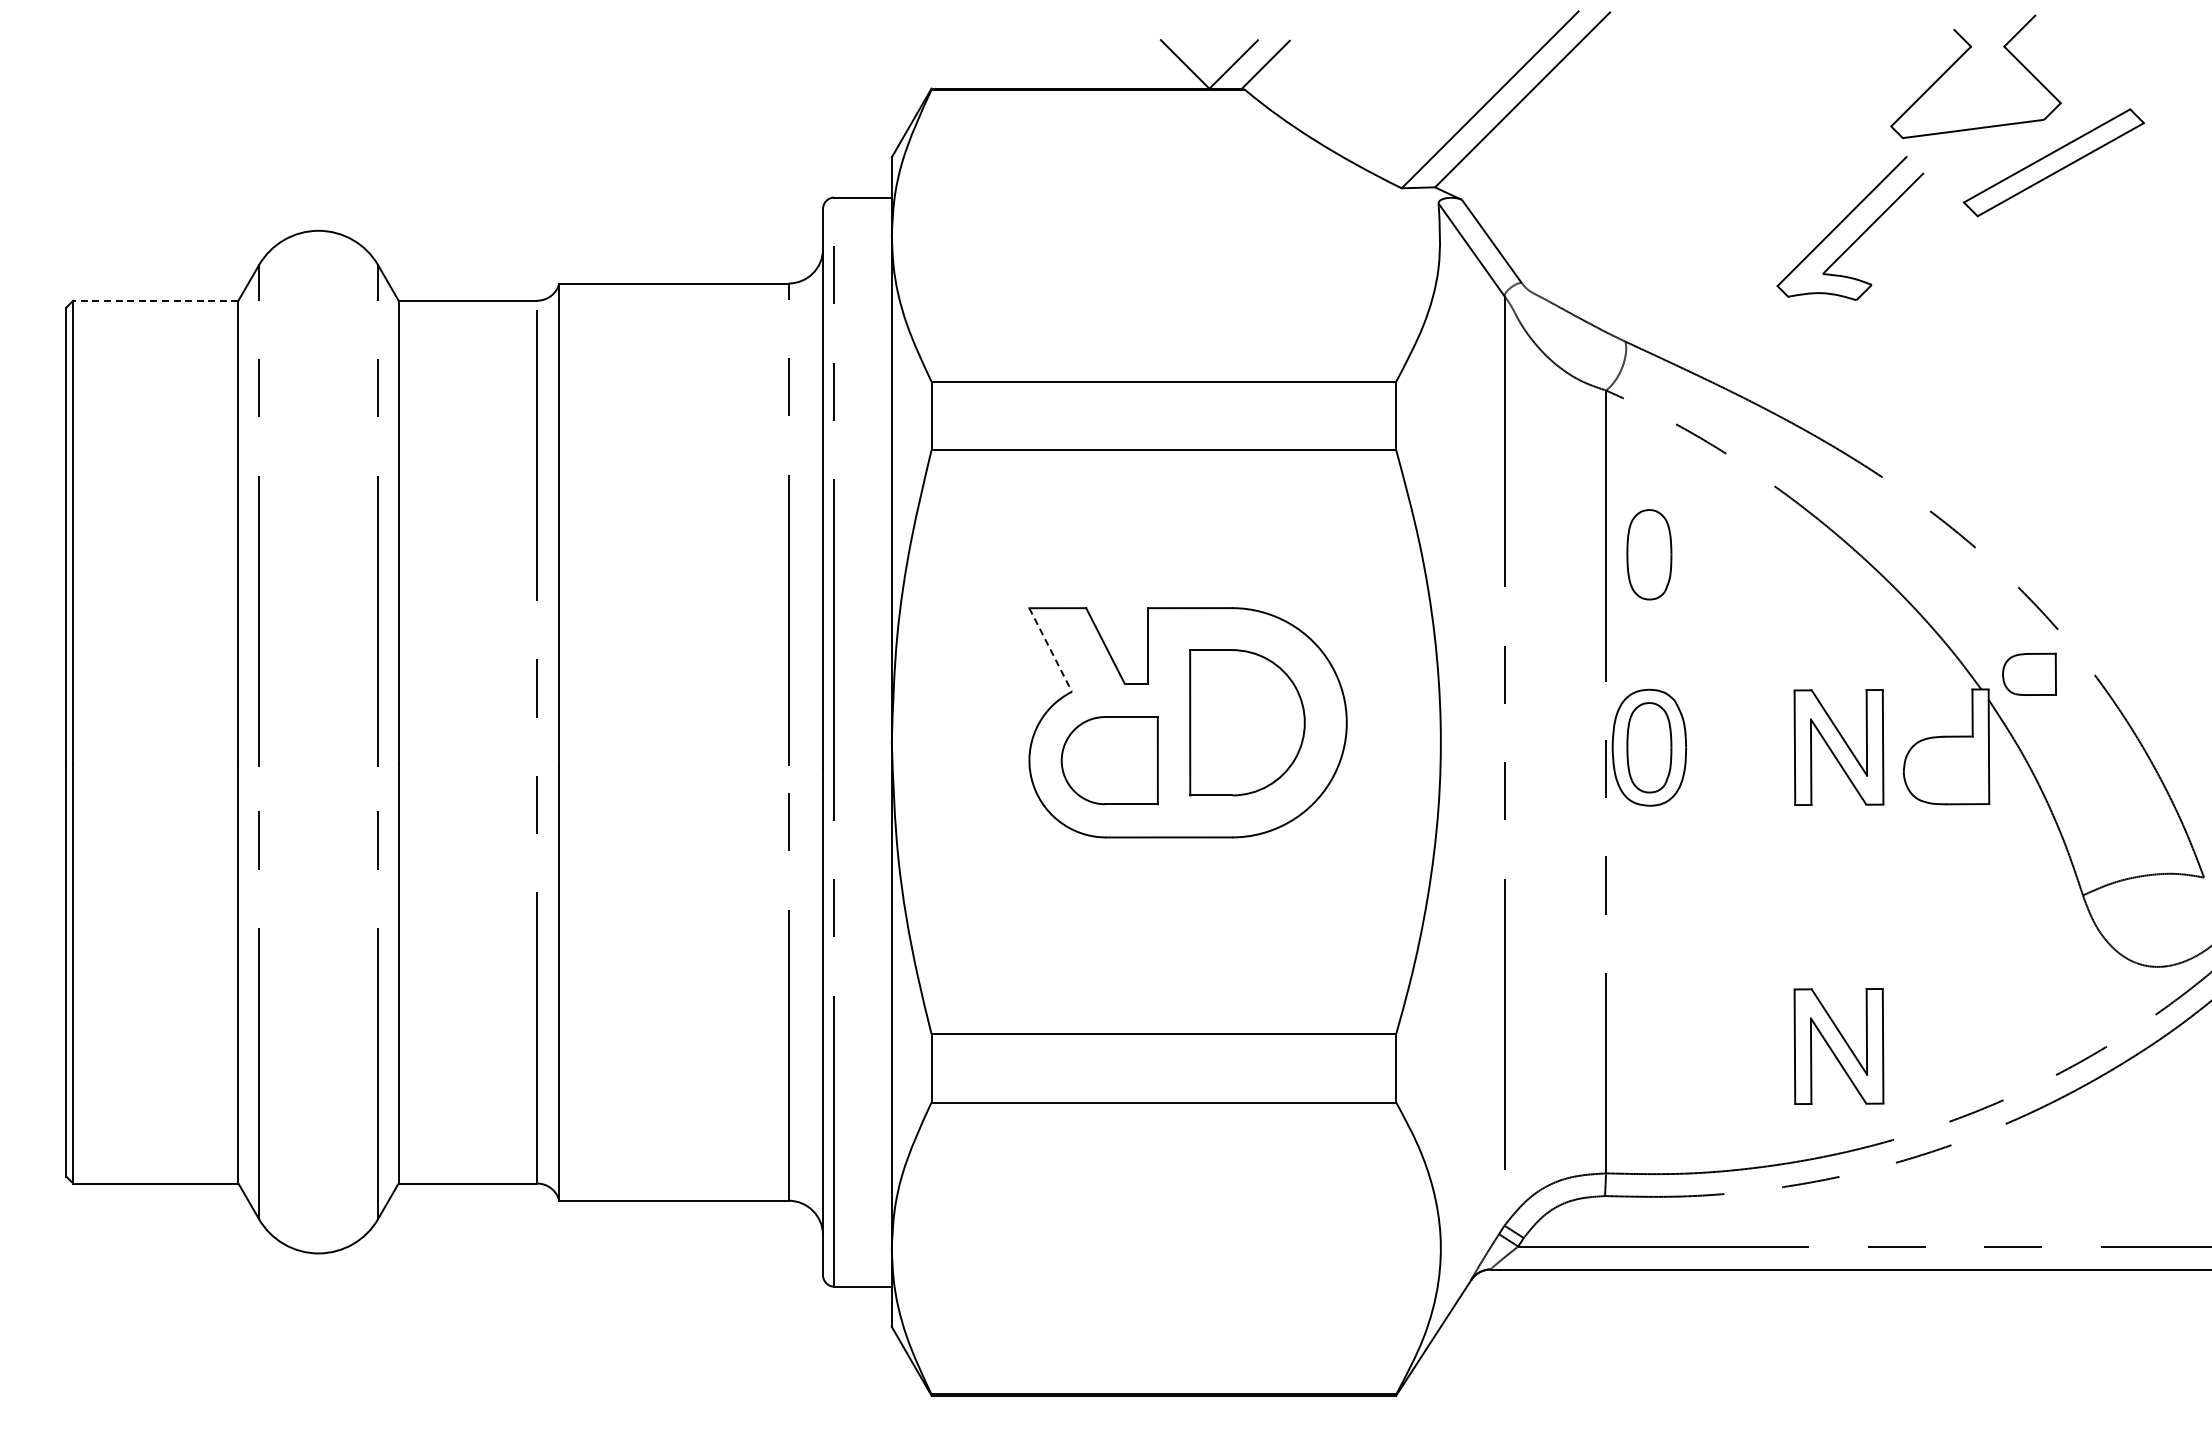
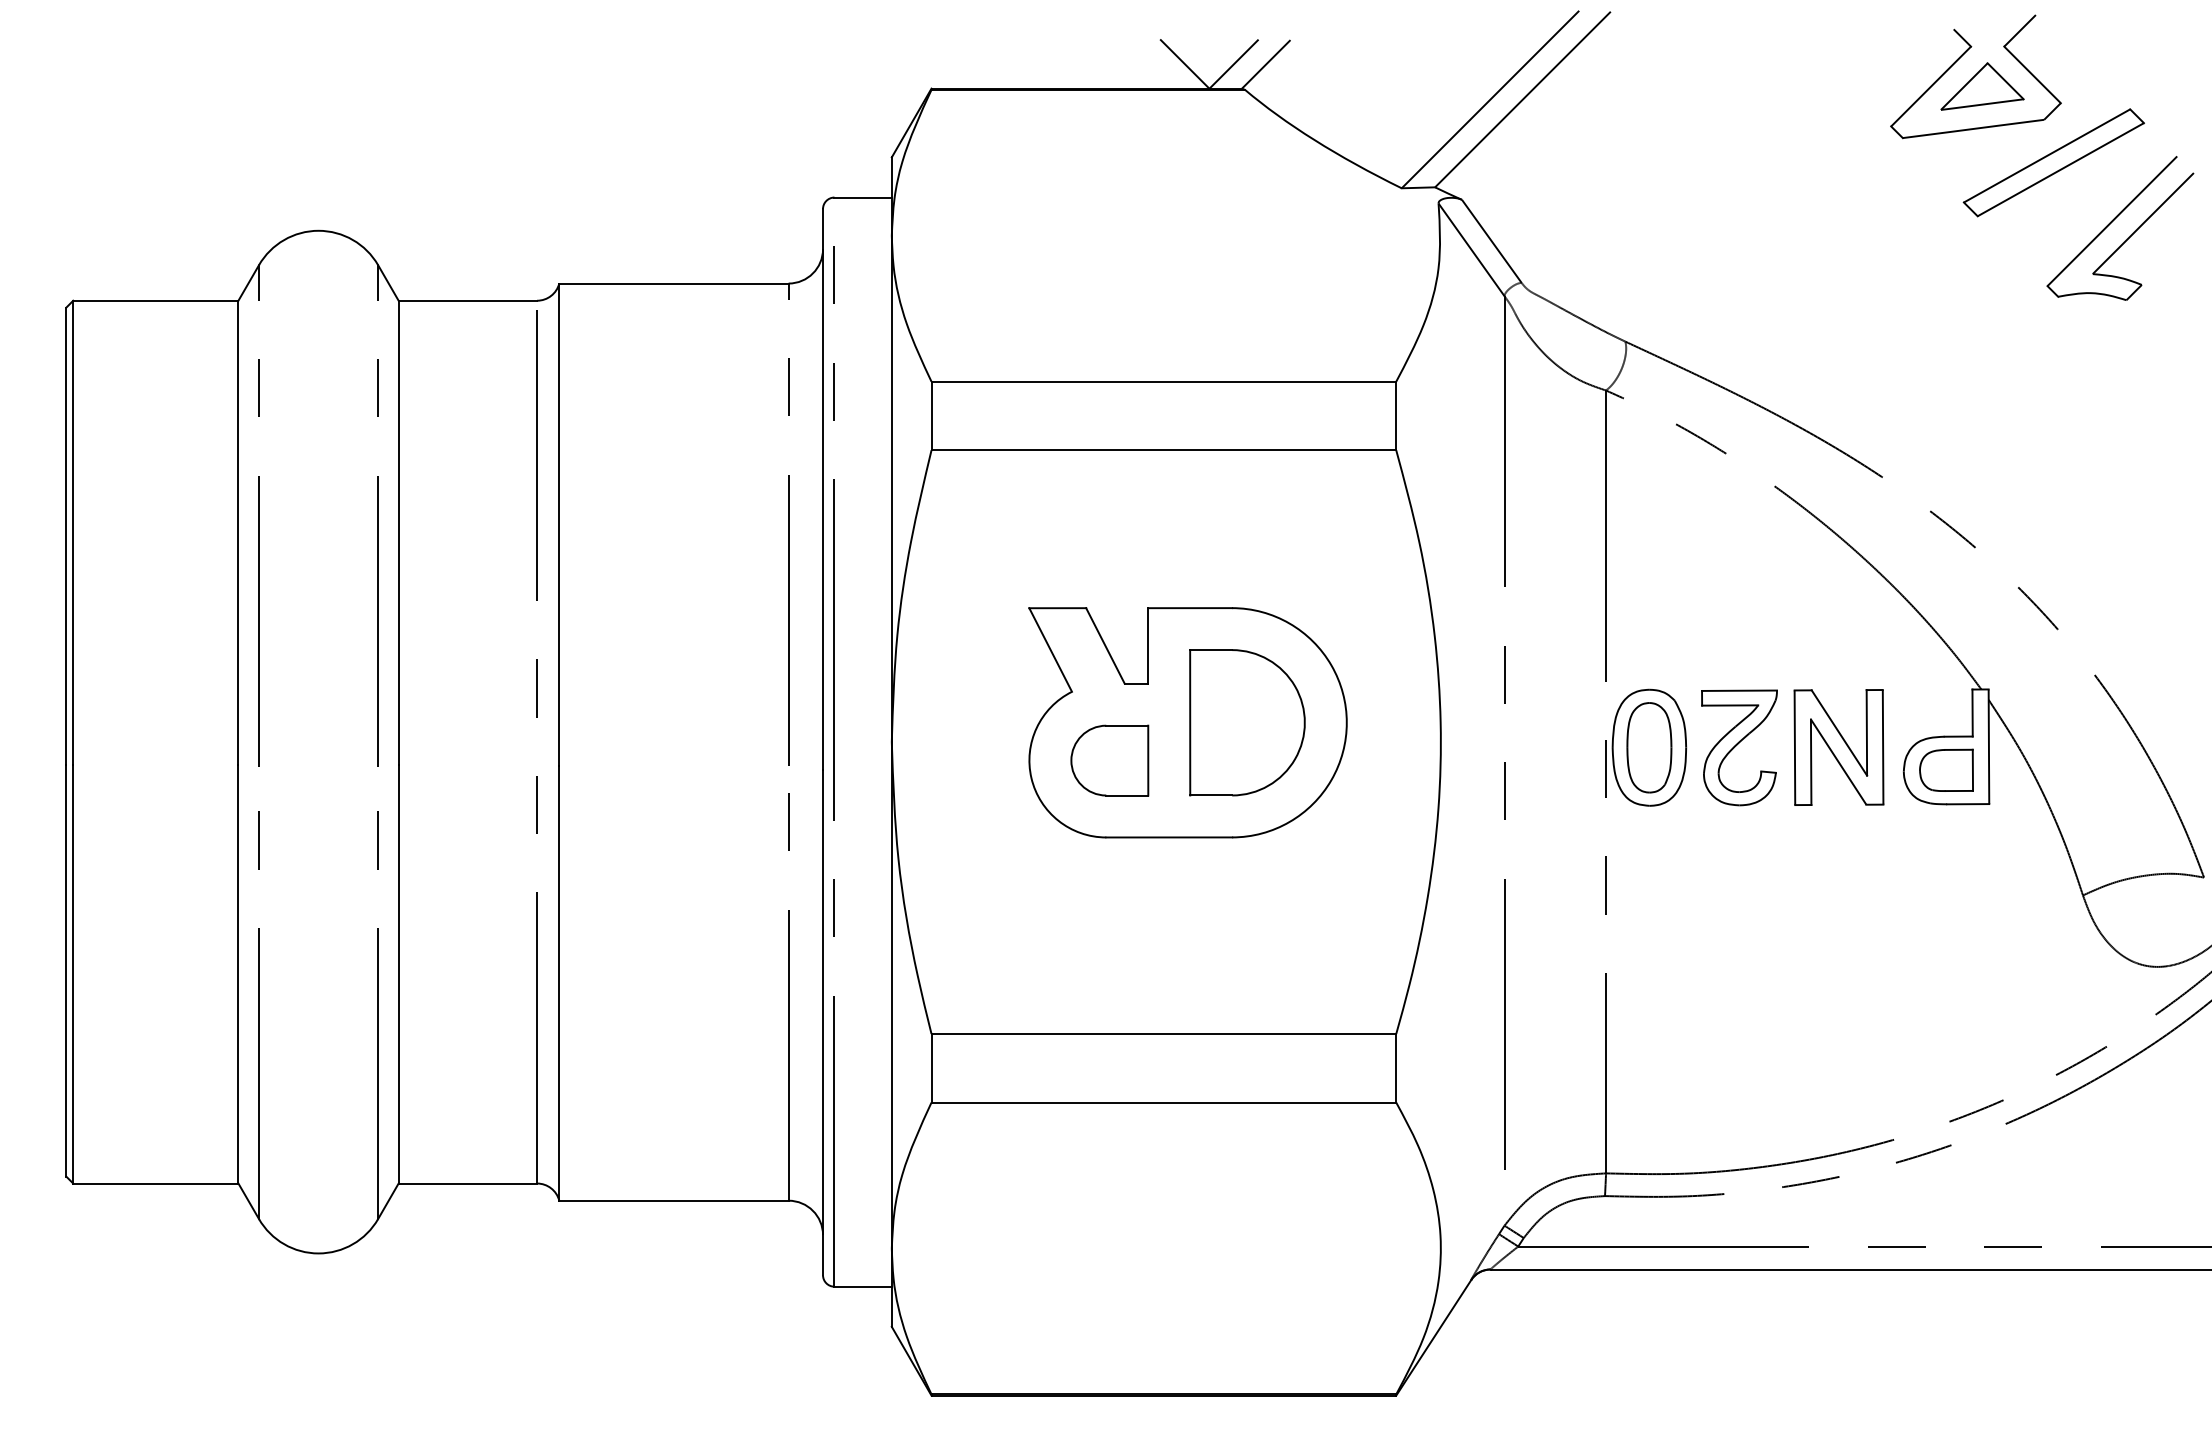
part: none -> present (1982, 86)
part position: (1843, 221) -> (2113, 221) (2113, 221)
line: dashed -> solid (155, 300)
part: present -> none (1649, 554)
line: dashed -> solid (1050, 650)
part position: (2029, 673) -> (1946, 769) (1946, 769)
part: none -> present (1739, 747)
part size: 99x90 px -> 80x73 px (1109, 760)
part: present -> none (1838, 1046)
